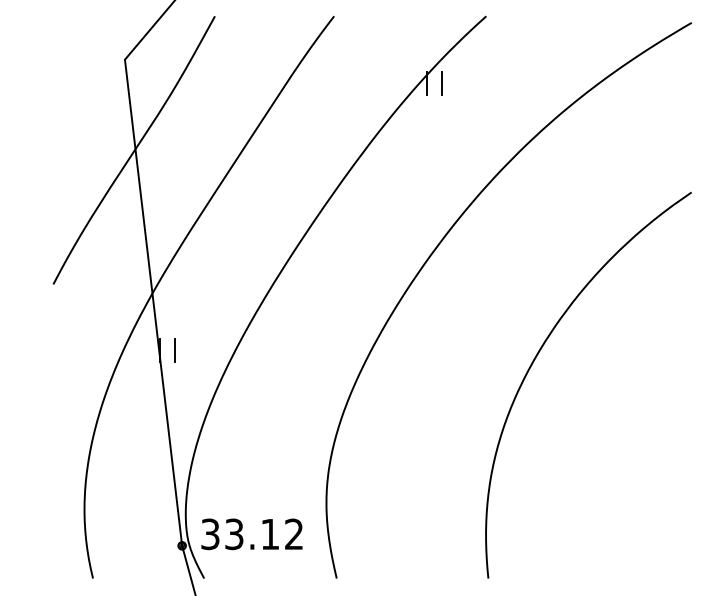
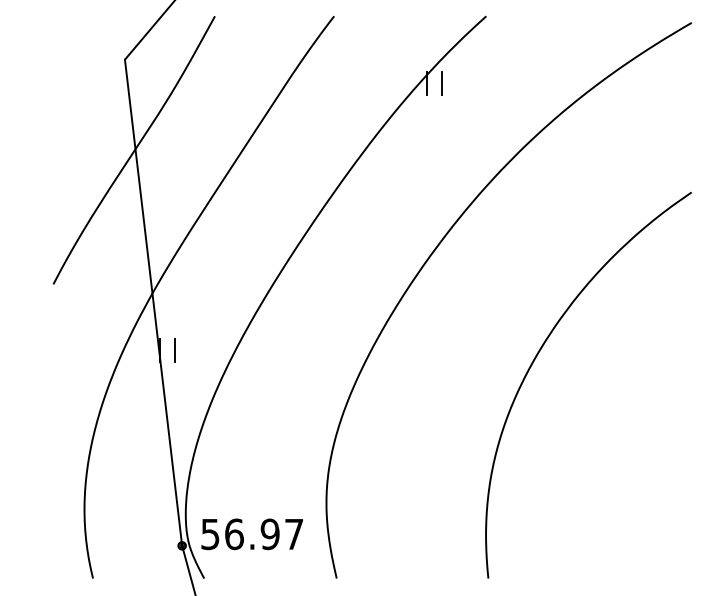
text: 33.12 -> 56.97 (252, 534)
